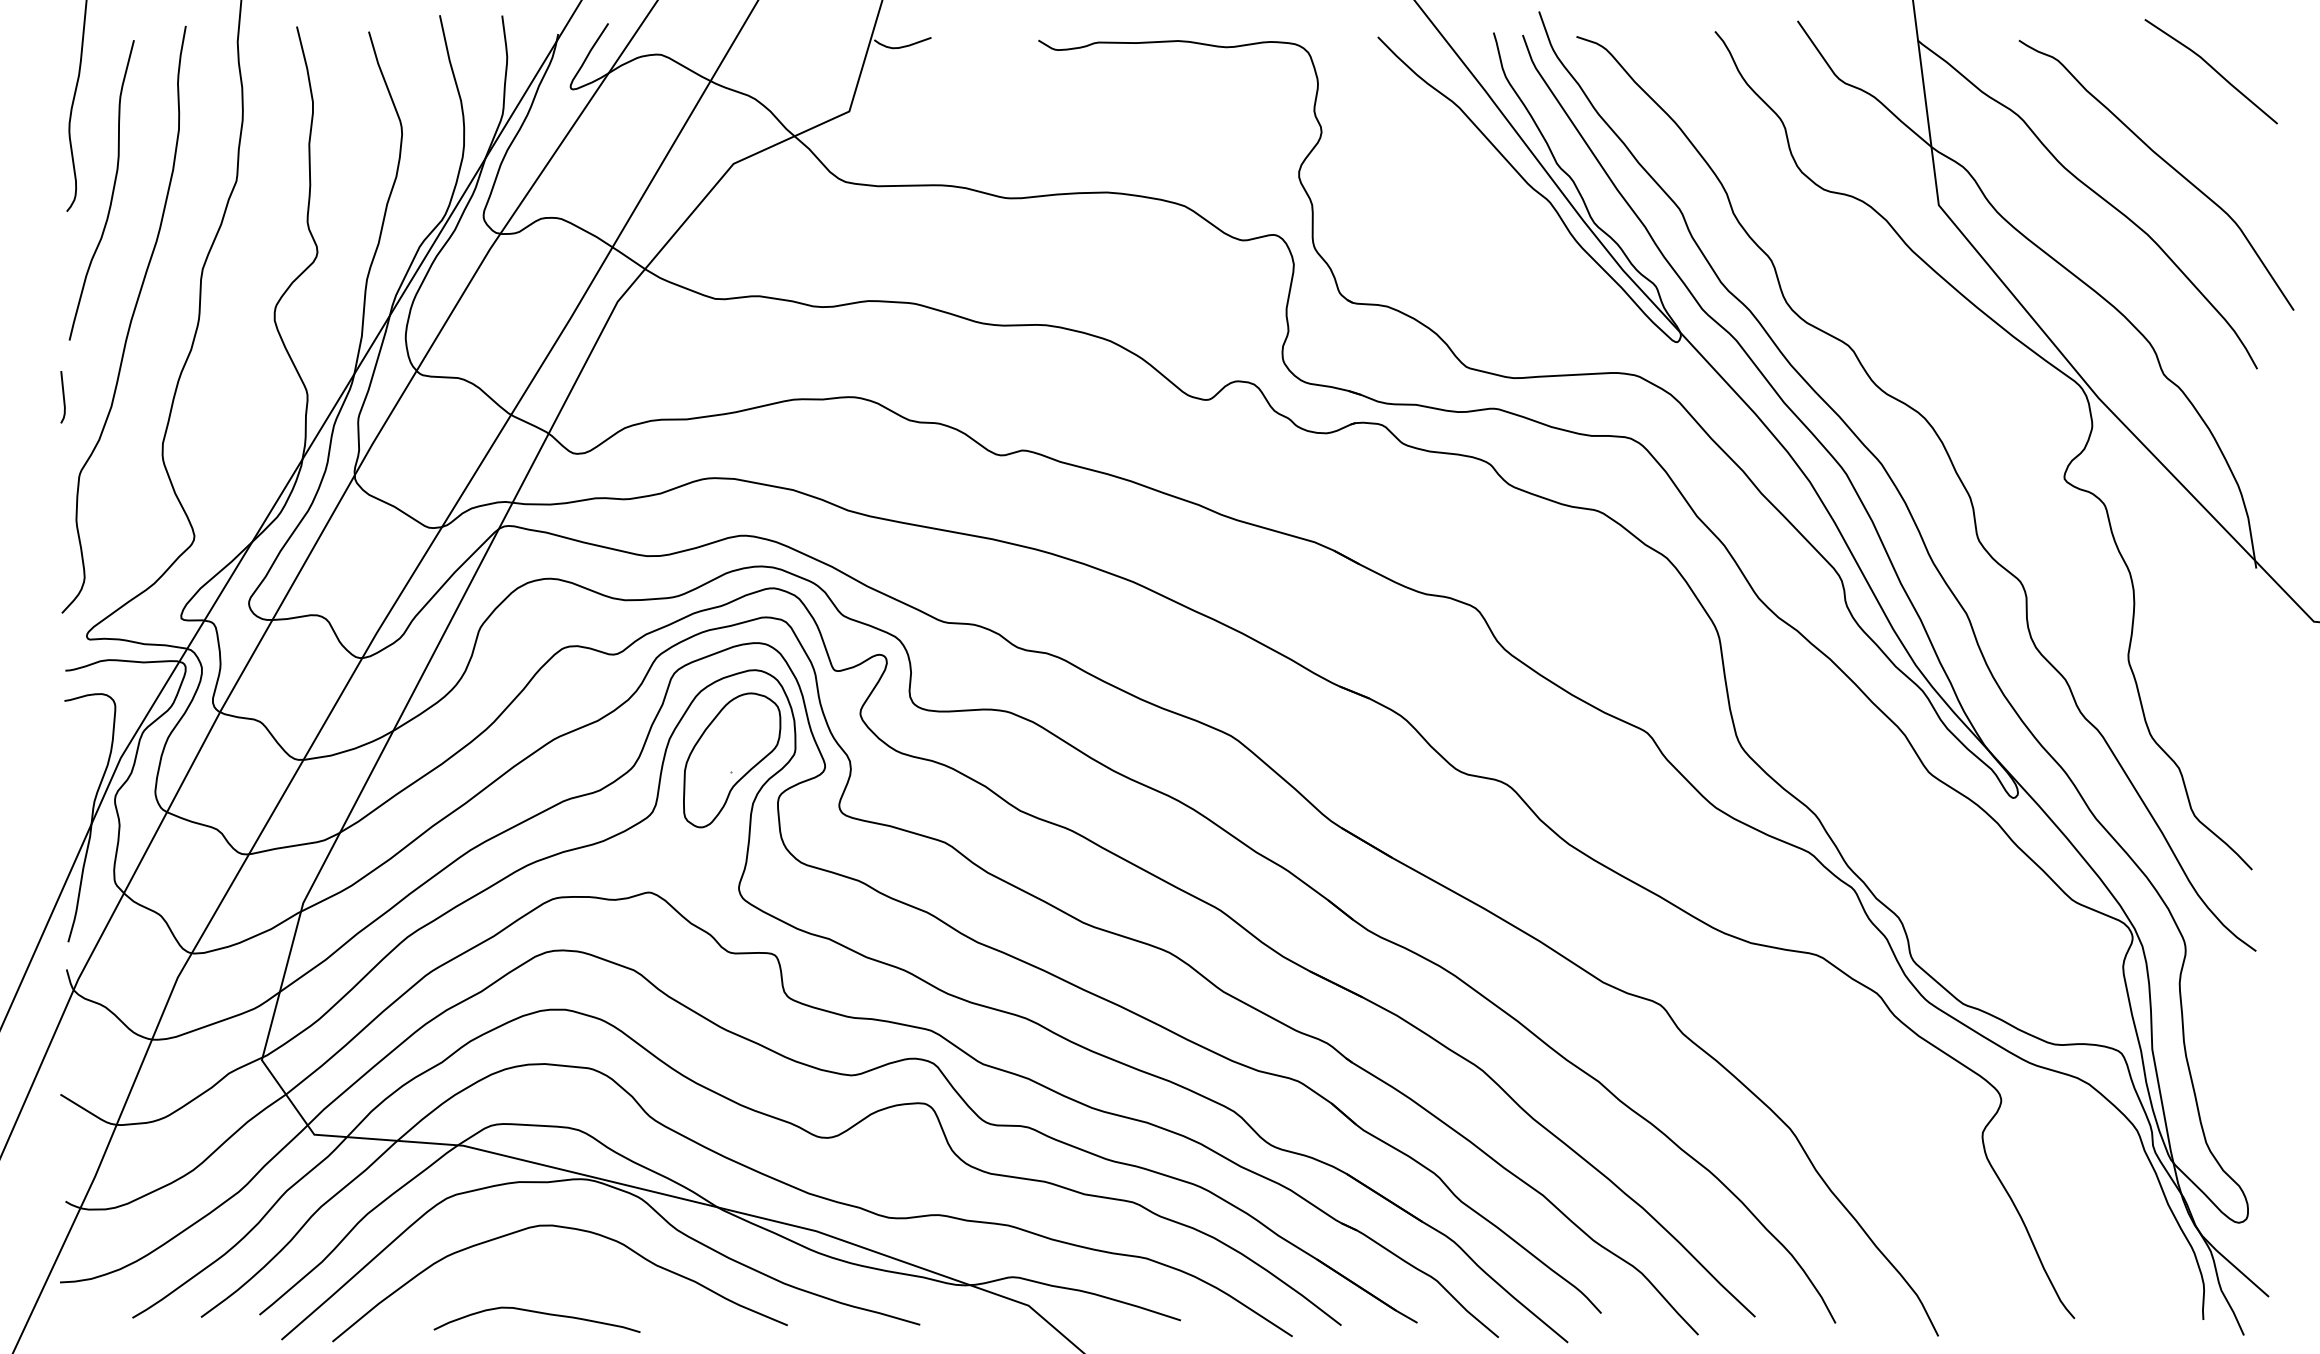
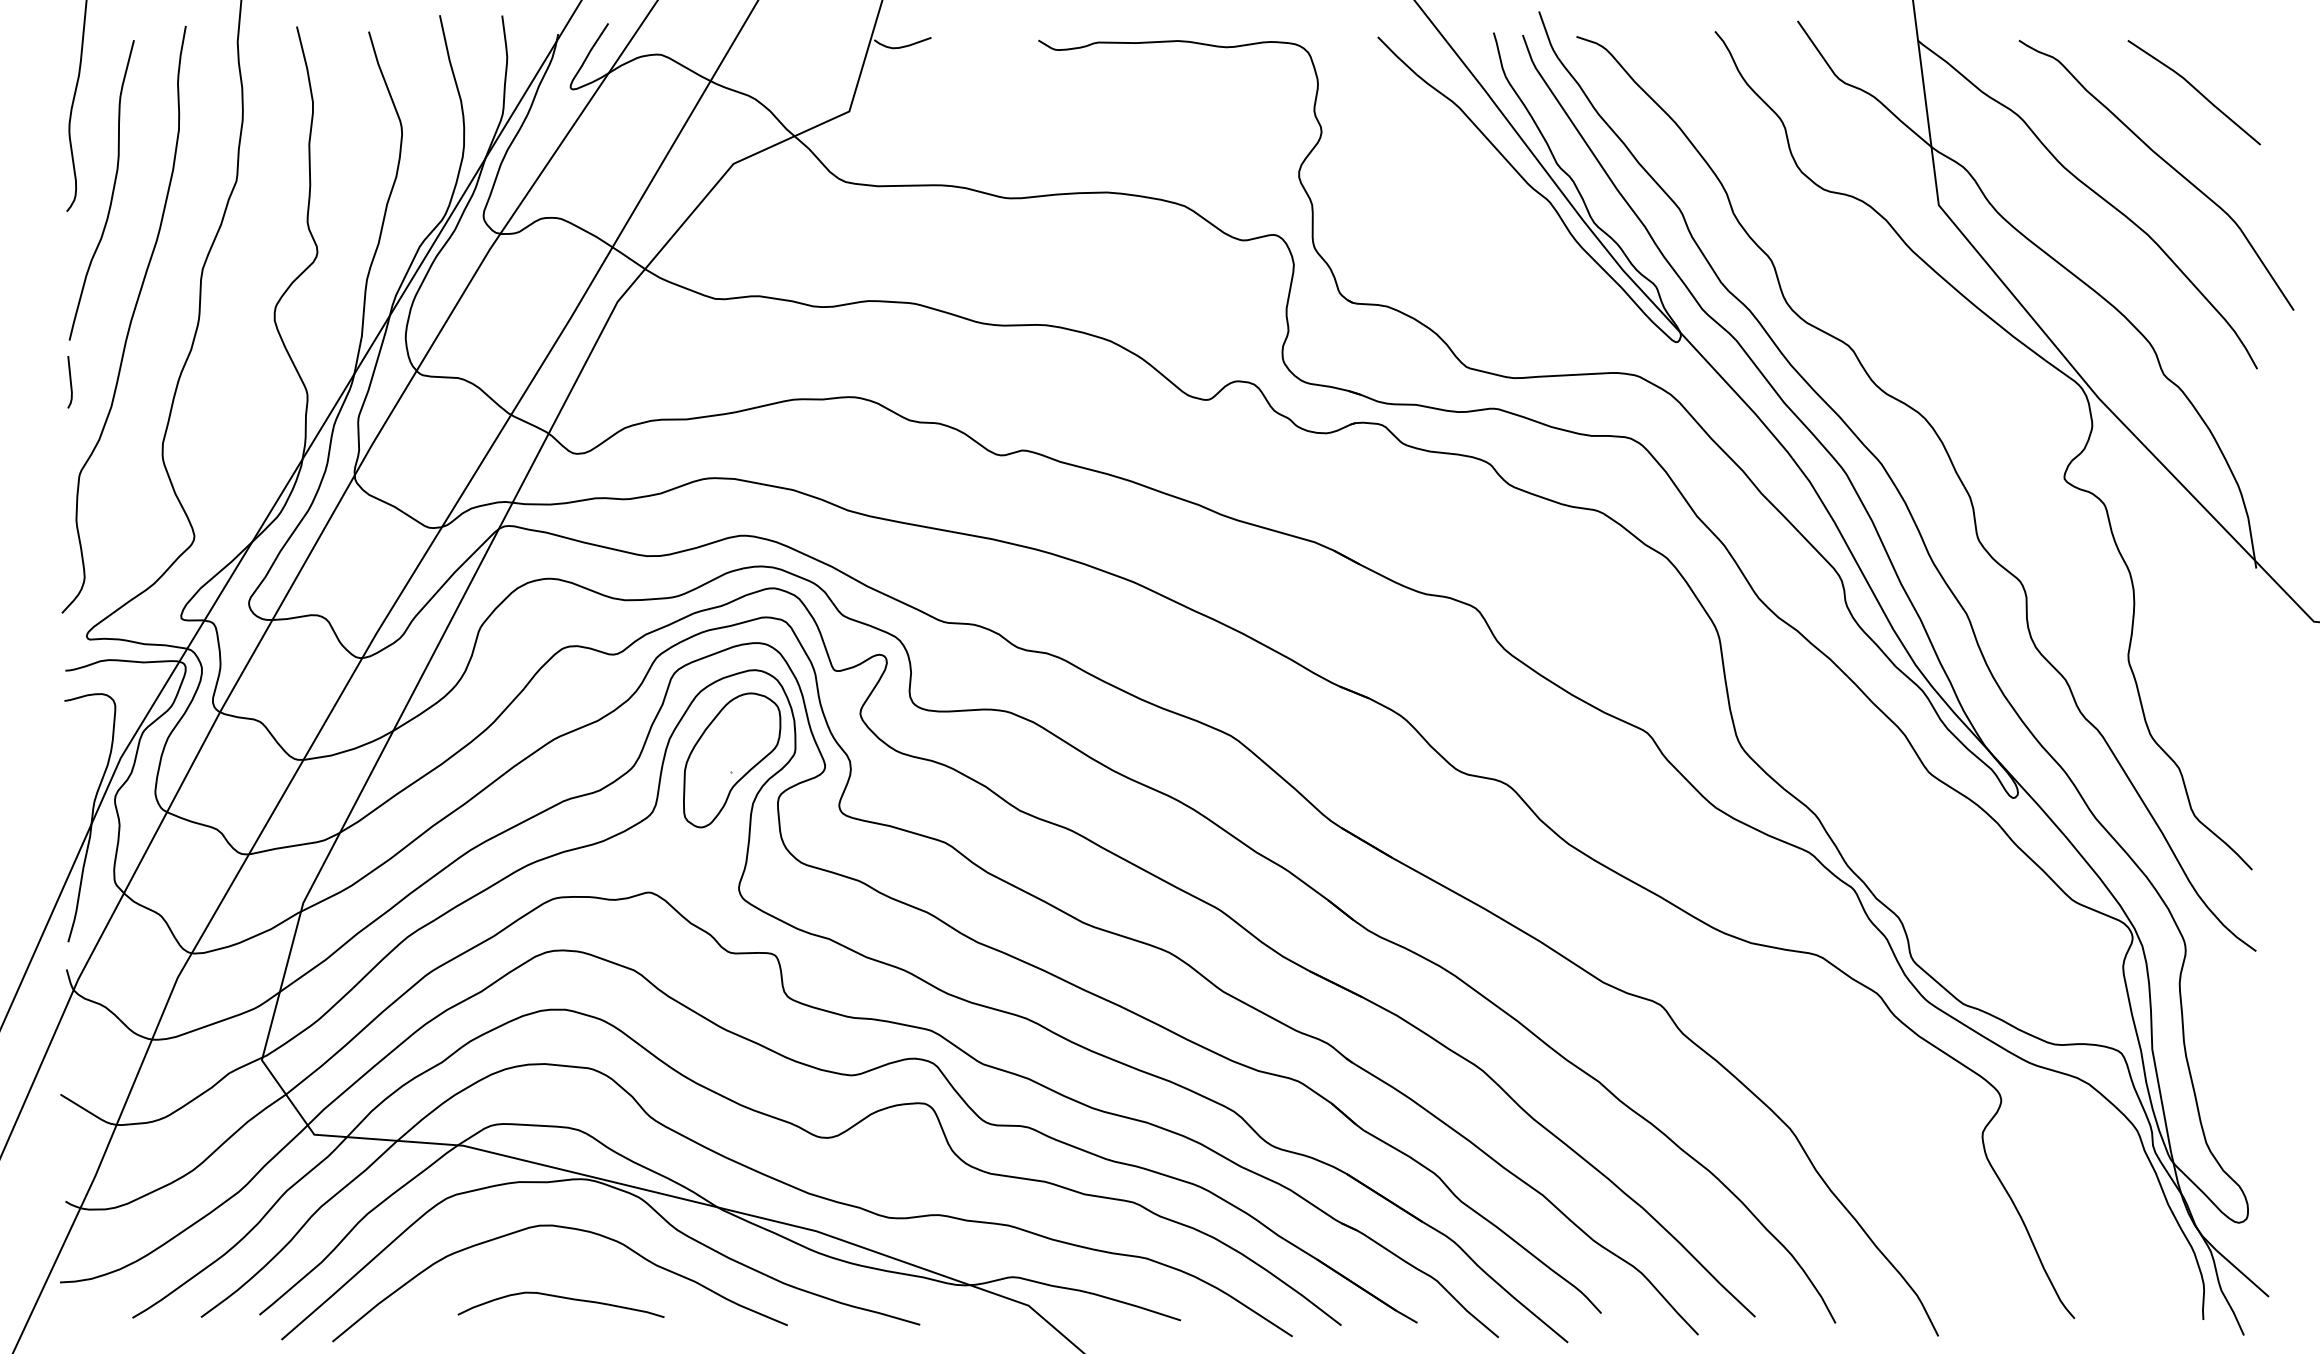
line position: (2212, 69) -> (2195, 90) (2195, 90)
line position: (62, 396) -> (69, 381) (69, 381)
curve position: (537, 1313) -> (561, 1298) (561, 1298)
